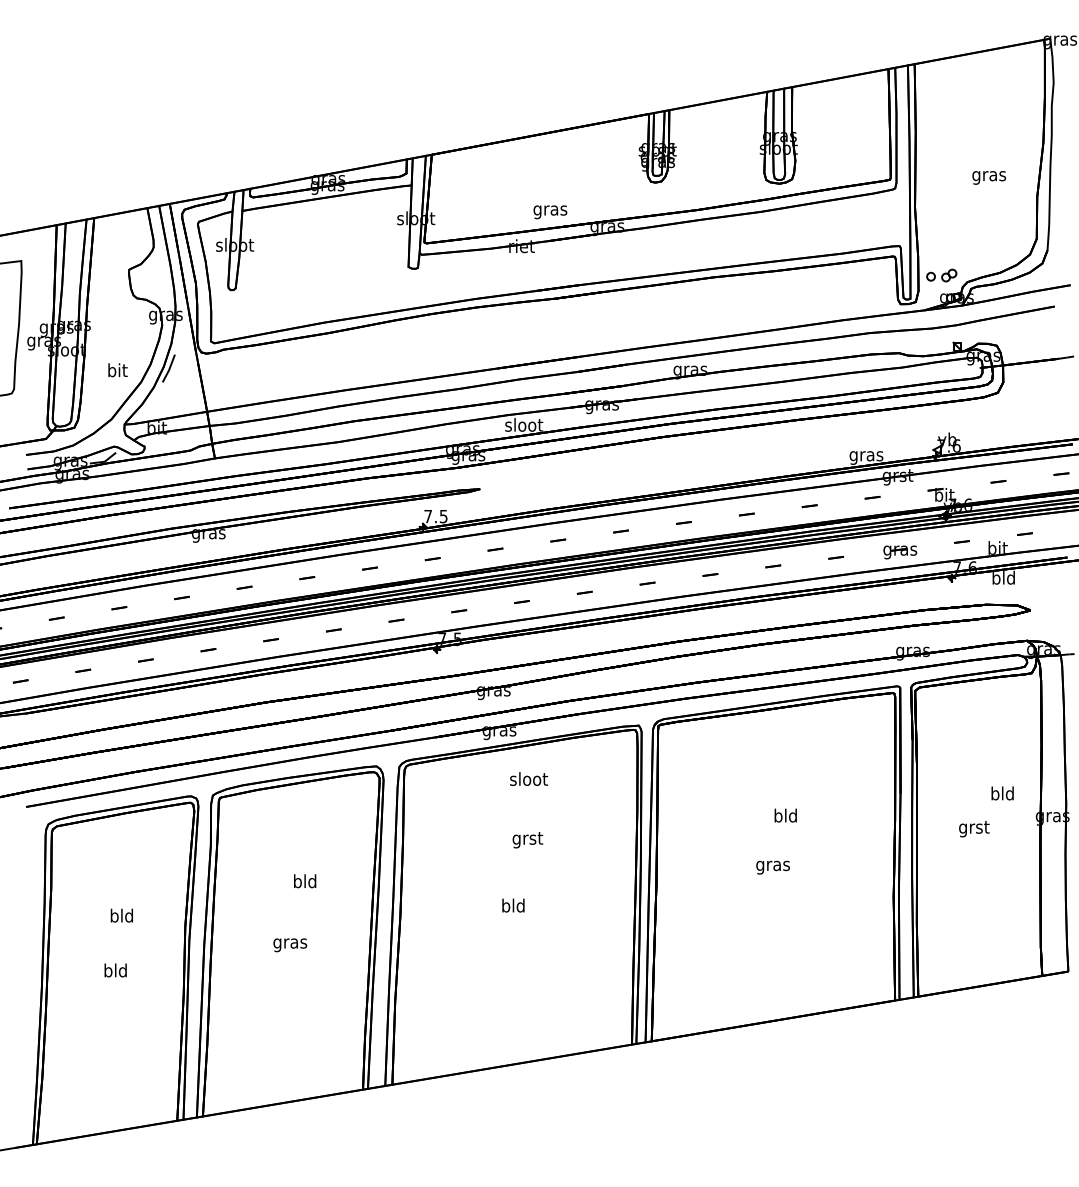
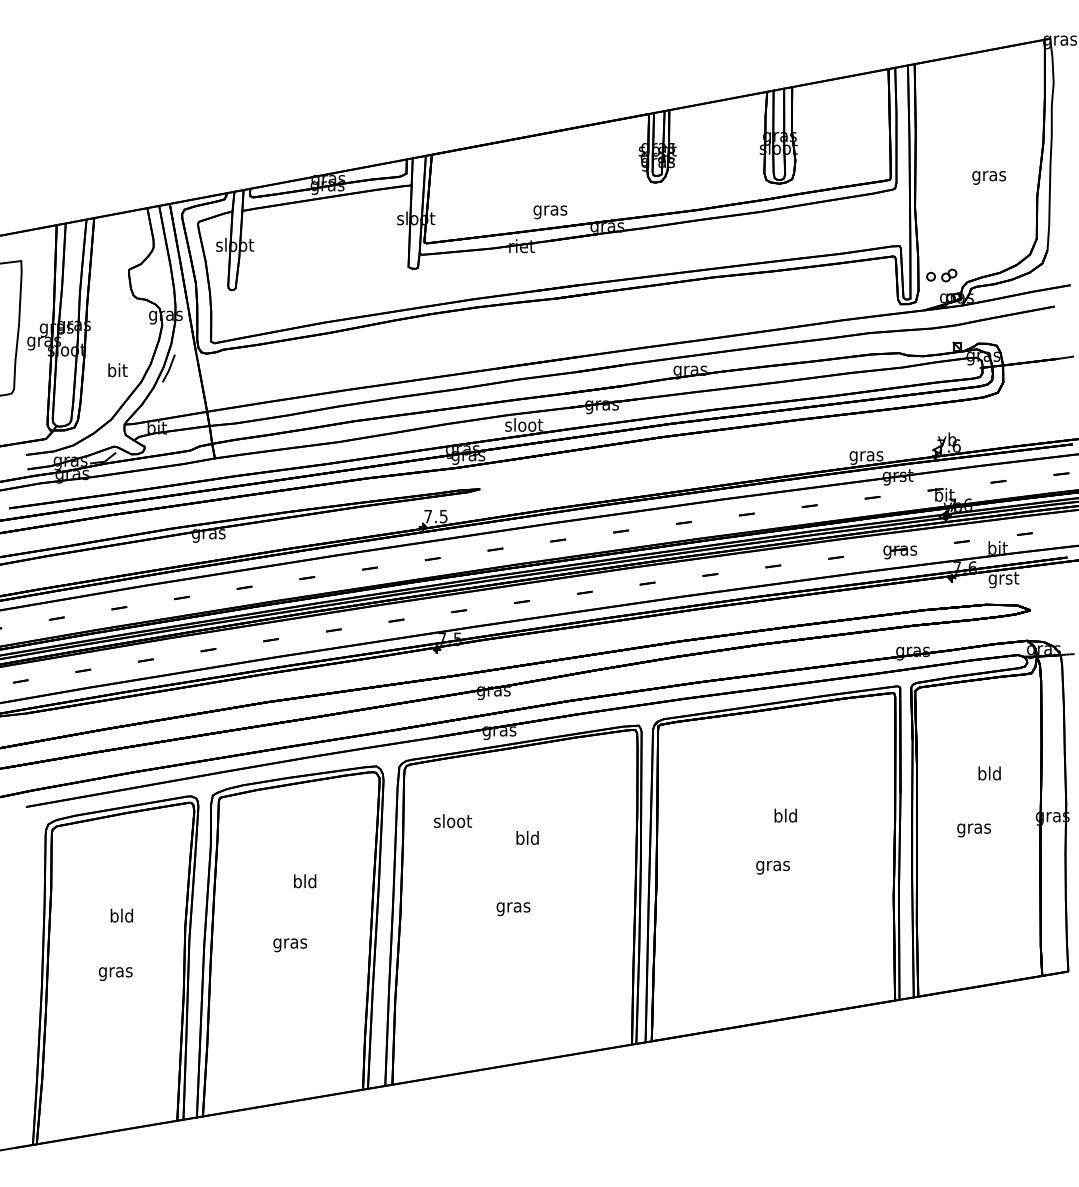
text: bld -> grst (1003, 579)
text position: (529, 778) -> (453, 820) (453, 820)
text position: (1002, 793) -> (989, 773) (989, 773)
text: grst -> gras (973, 829)
text: grst -> bld (527, 839)
text: bld -> gras (513, 907)
text: bld -> gras (115, 971)
